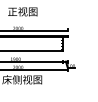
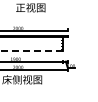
text position: (22, 11) -> (30, 7) (30, 7)
line: solid -> dashed (32, 51)
